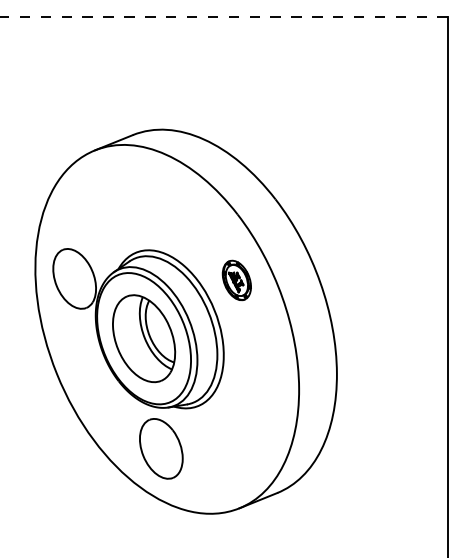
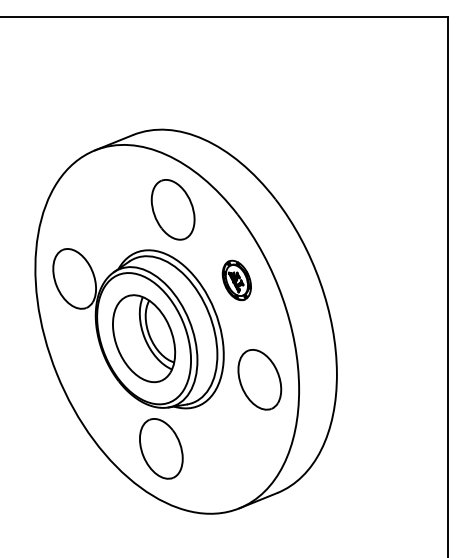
line: dashed -> solid (224, 16)
part: none -> present (172, 209)
part: none -> present (259, 379)
